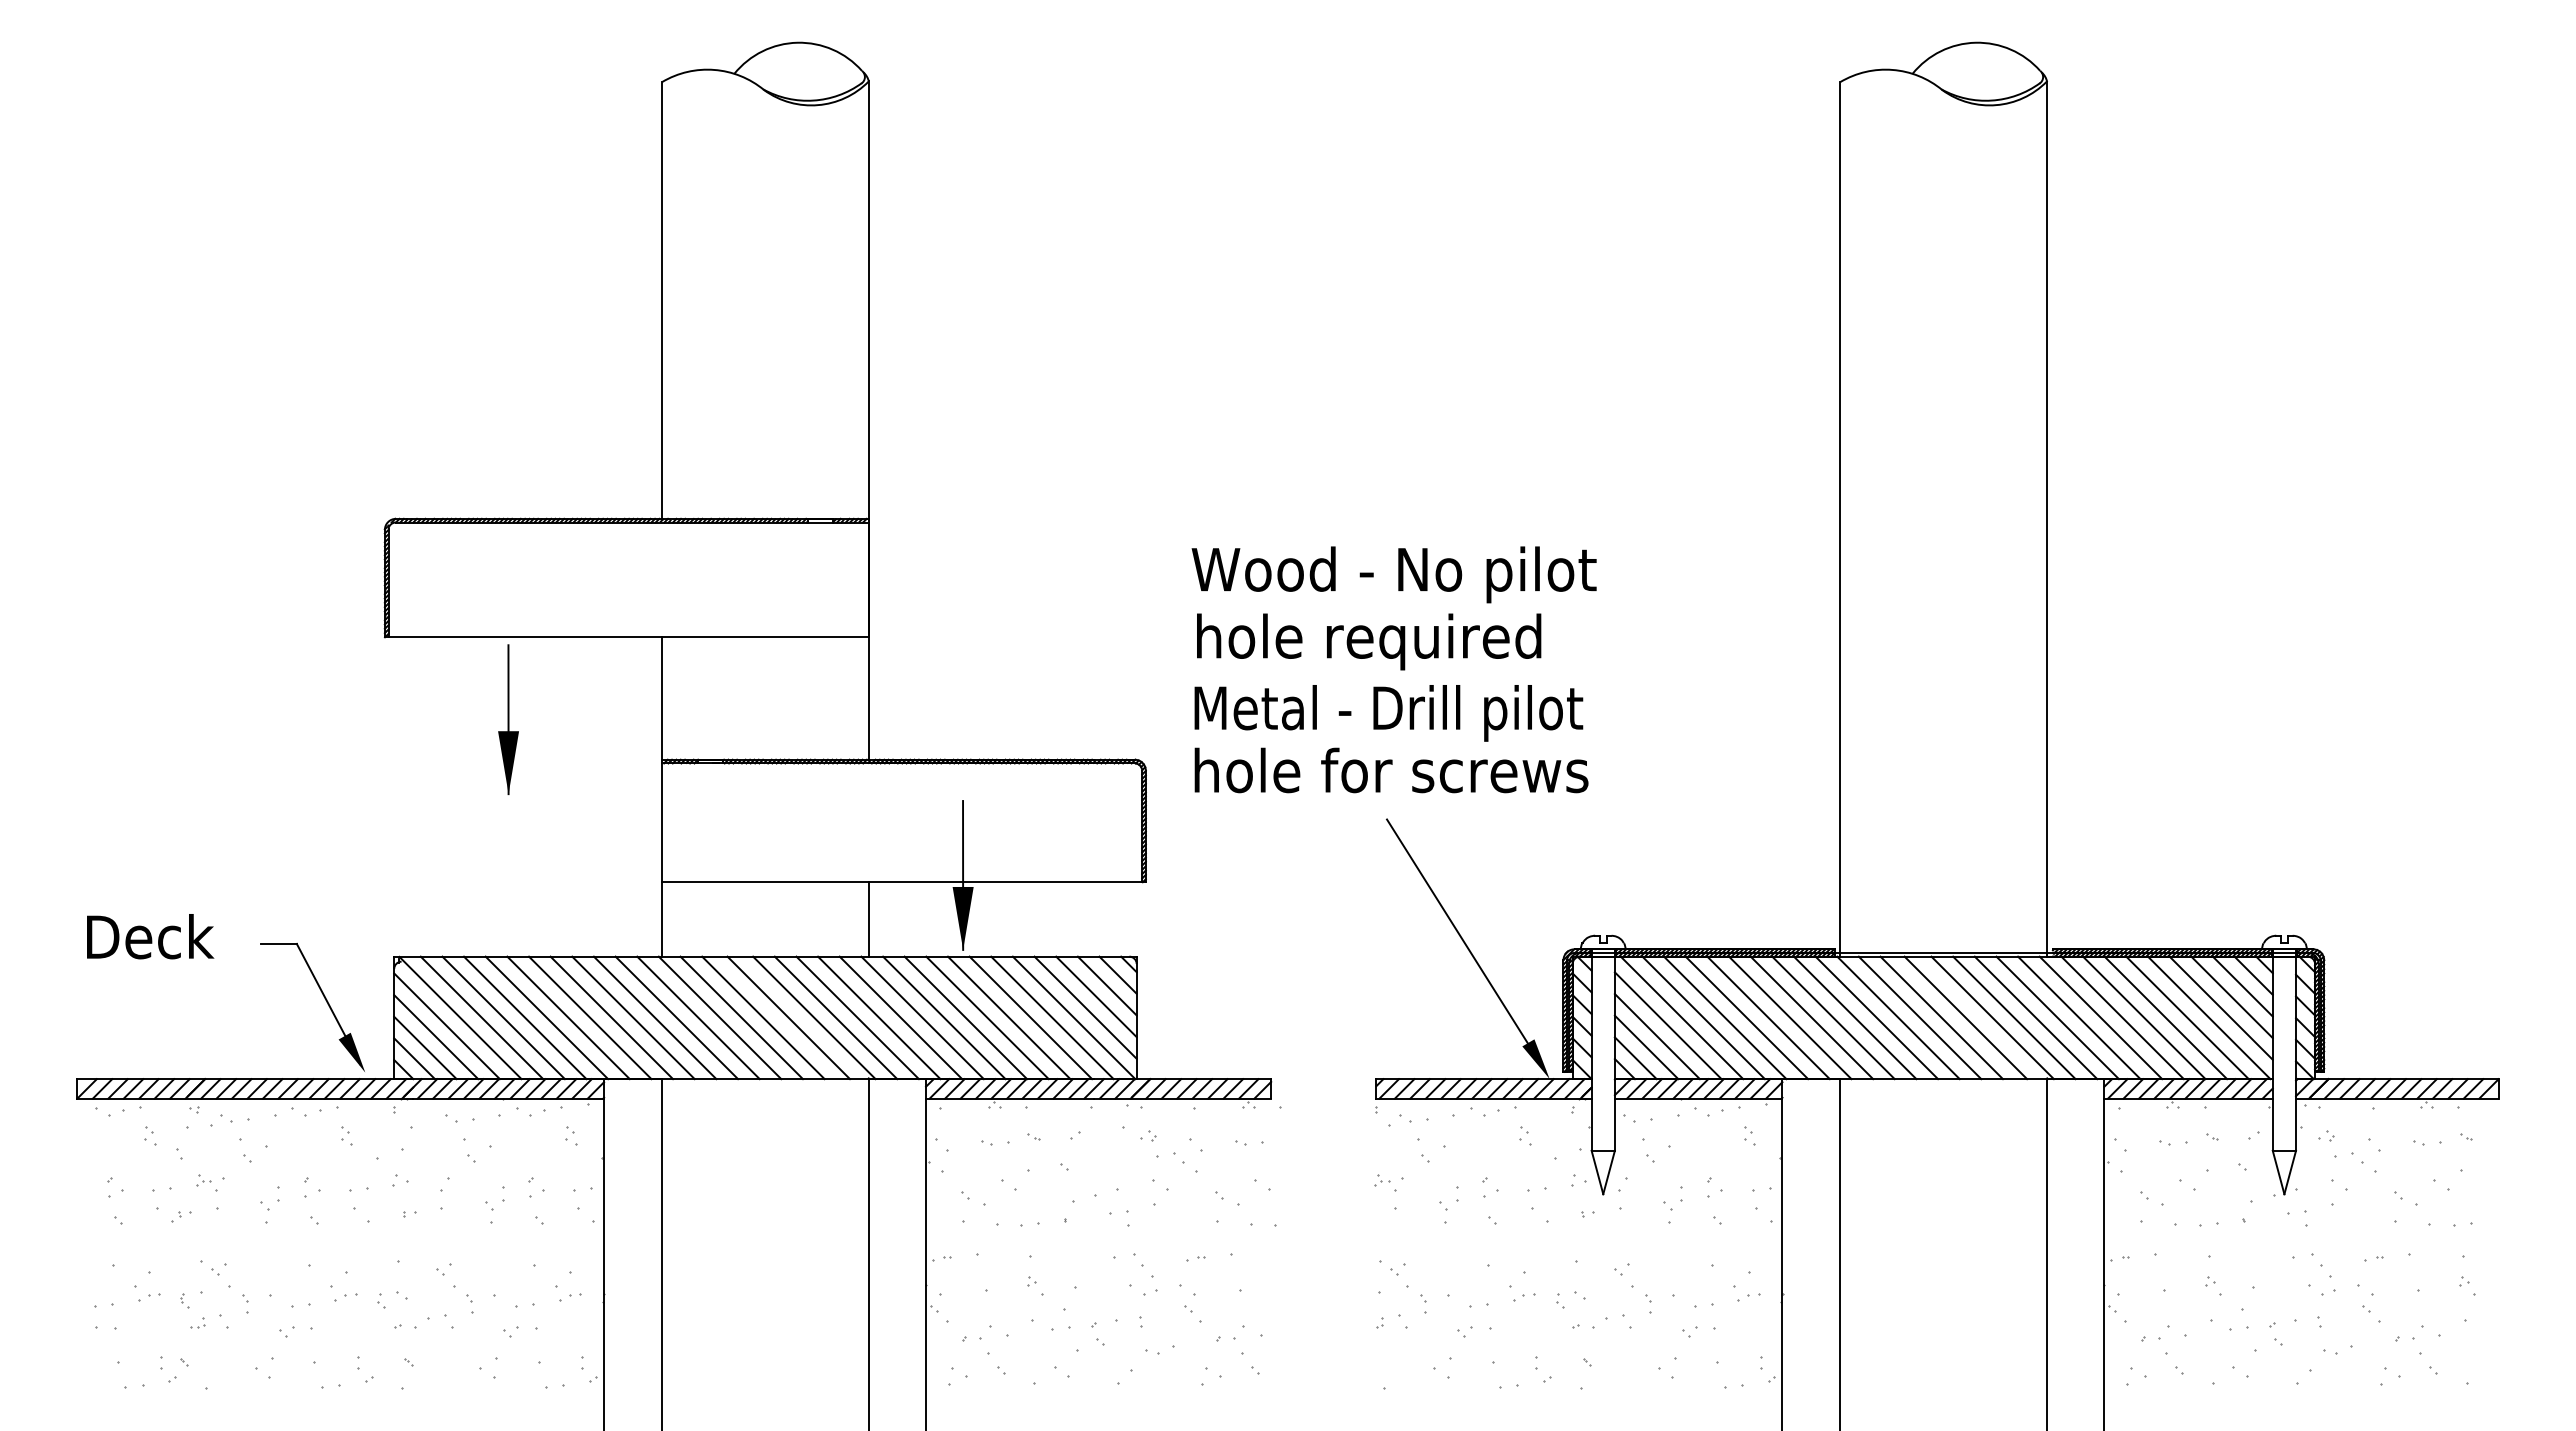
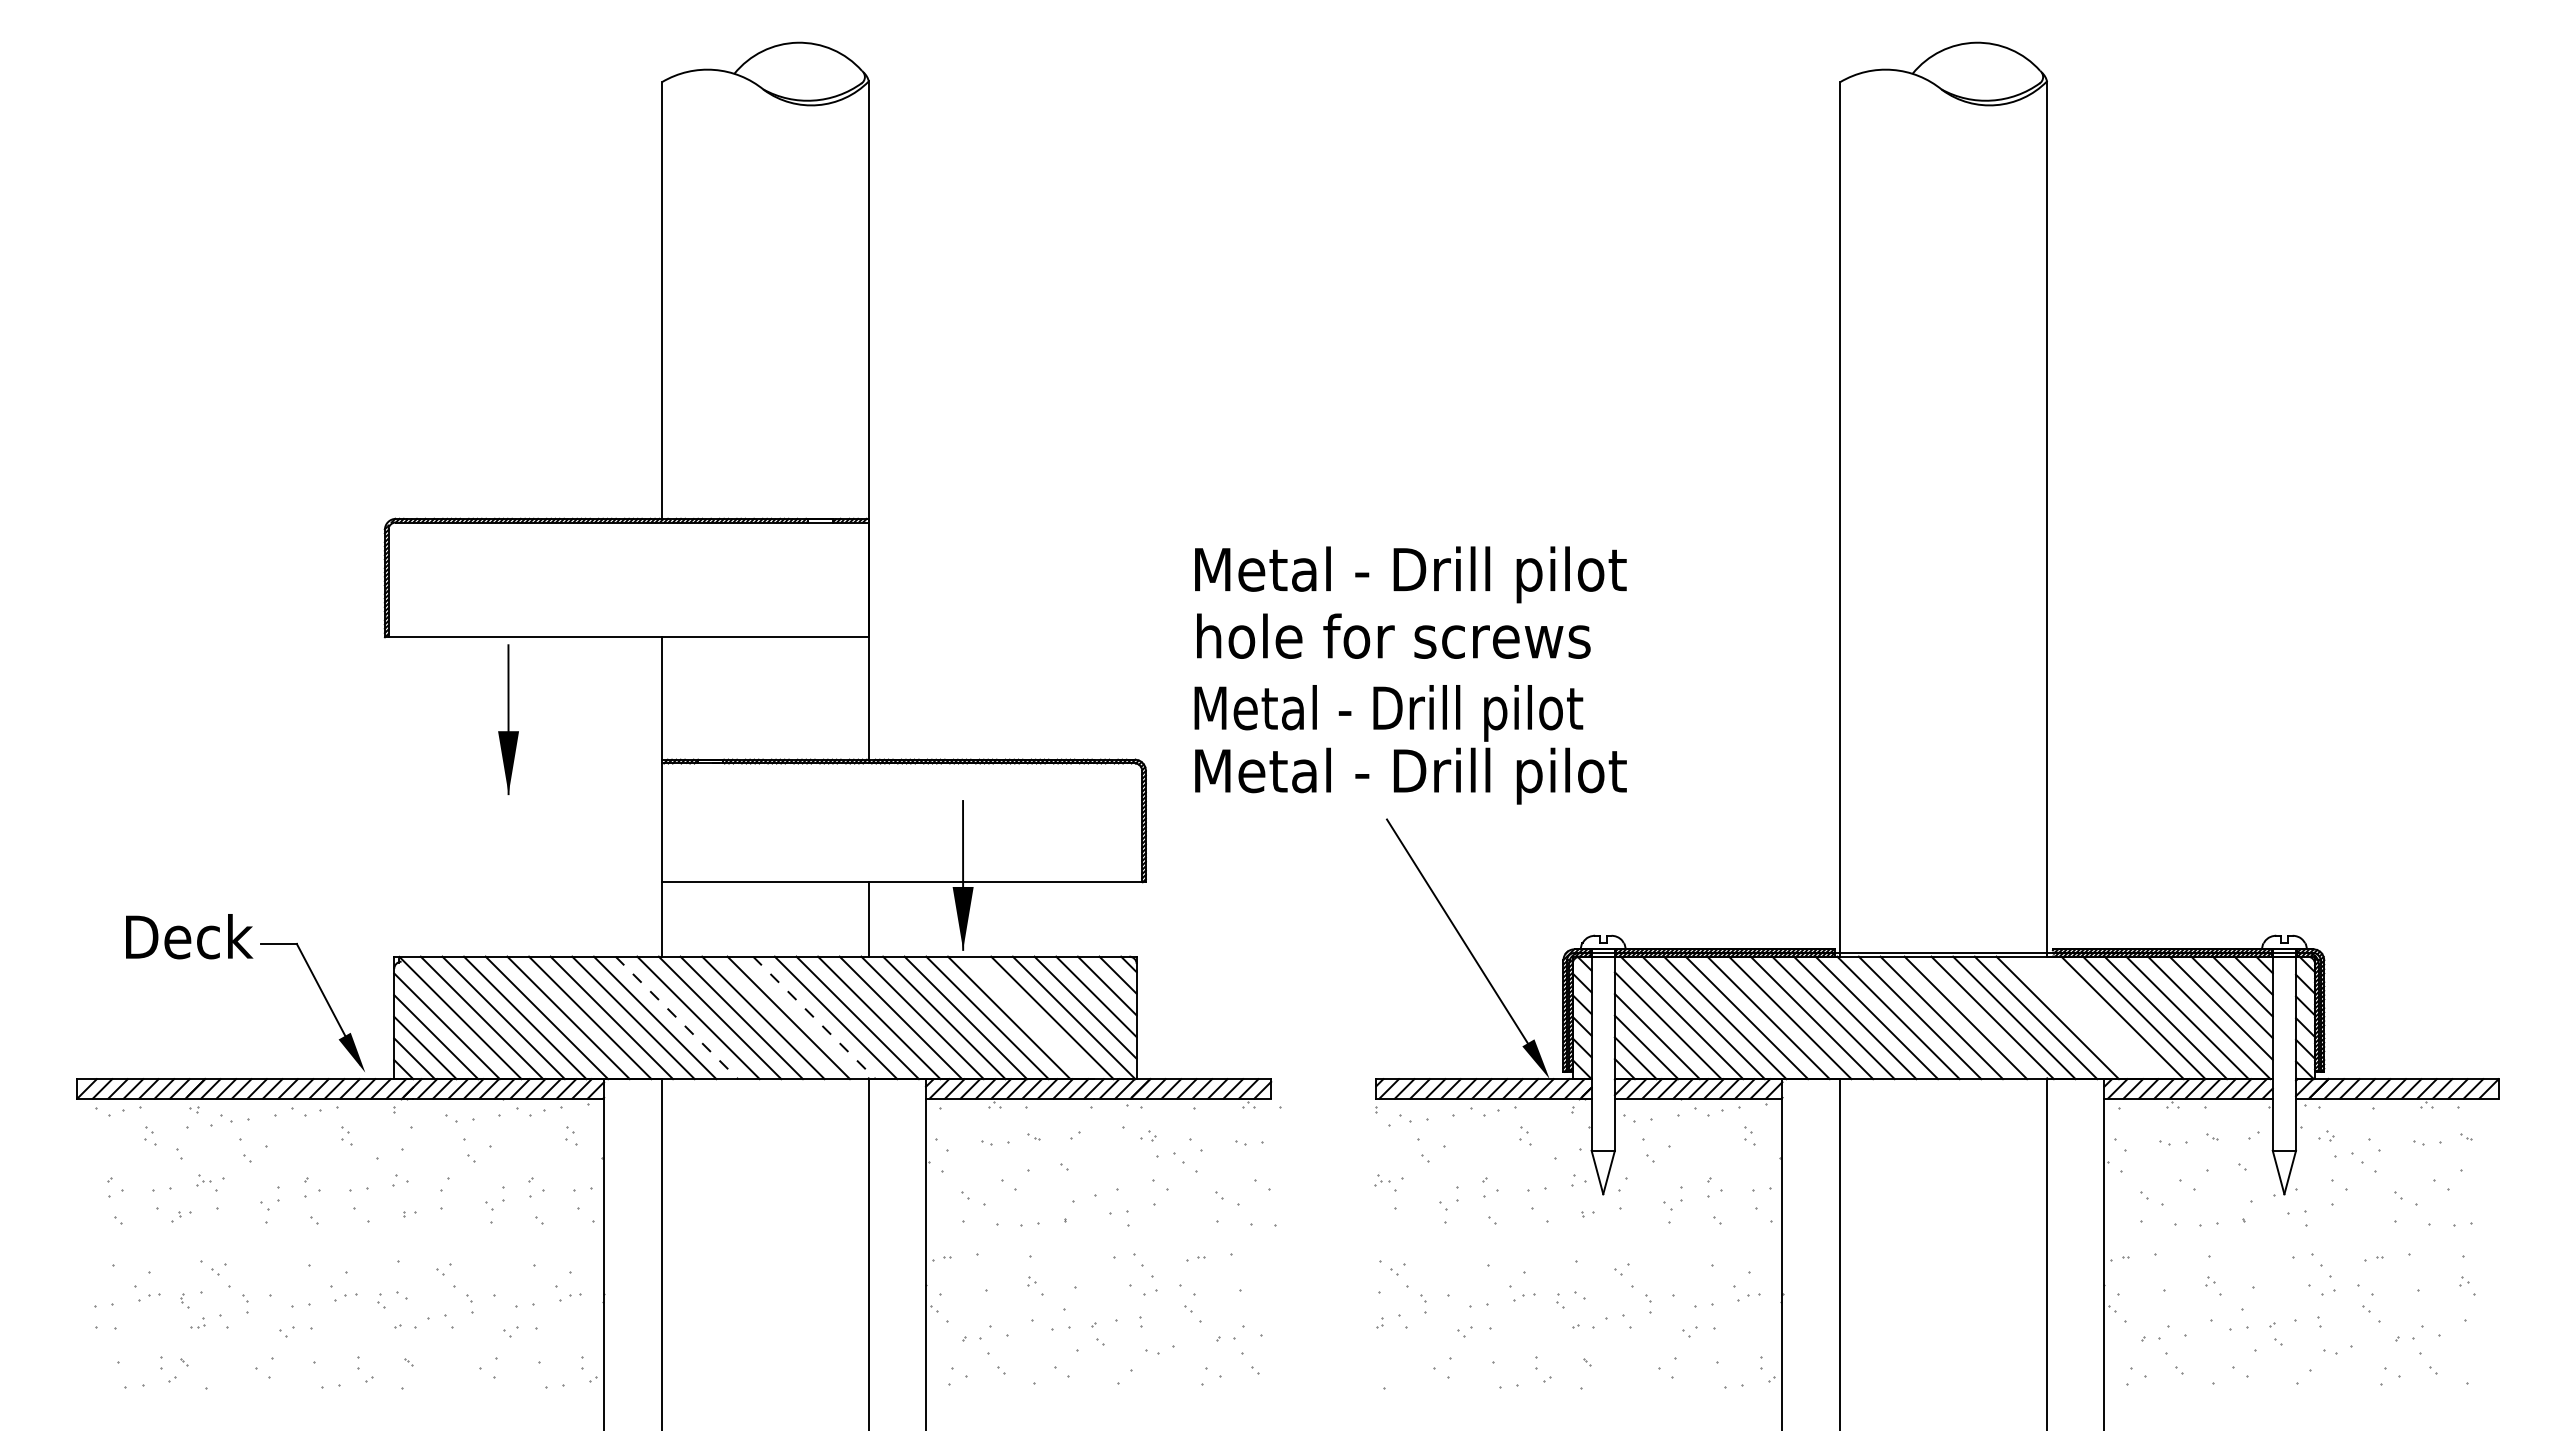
text: Wood - No pilot -> Metal - Drill pilot (1408, 574)
text: hole required -> hole for screws (1456, 641)
text: hole for screws -> Metal - Drill pilot (1410, 775)
text position: (150, 936) -> (189, 936) (189, 936)
line: solid -> dashed (676, 1017)
line: solid -> dashed (814, 1017)
line: present -> none (1030, 1017)
line: present -> none (2079, 1017)
line: present -> none (2100, 1017)
